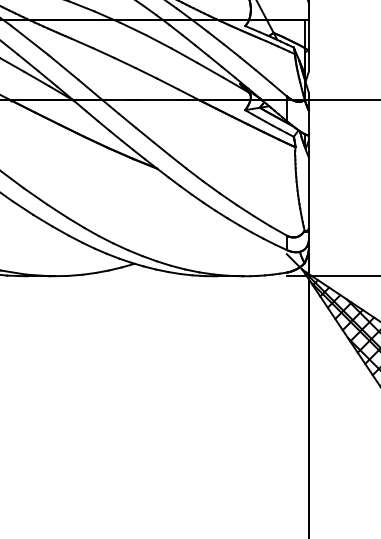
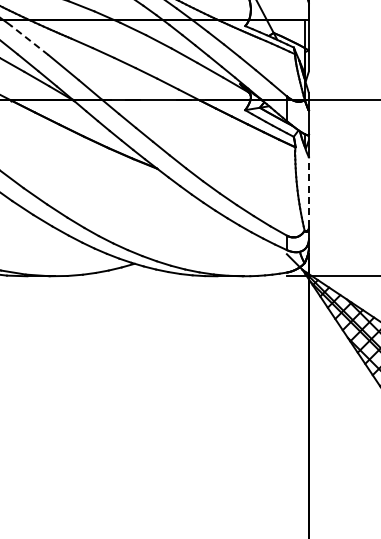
line: solid -> dashed (29, 40)
line: solid -> dashed (308, 192)
